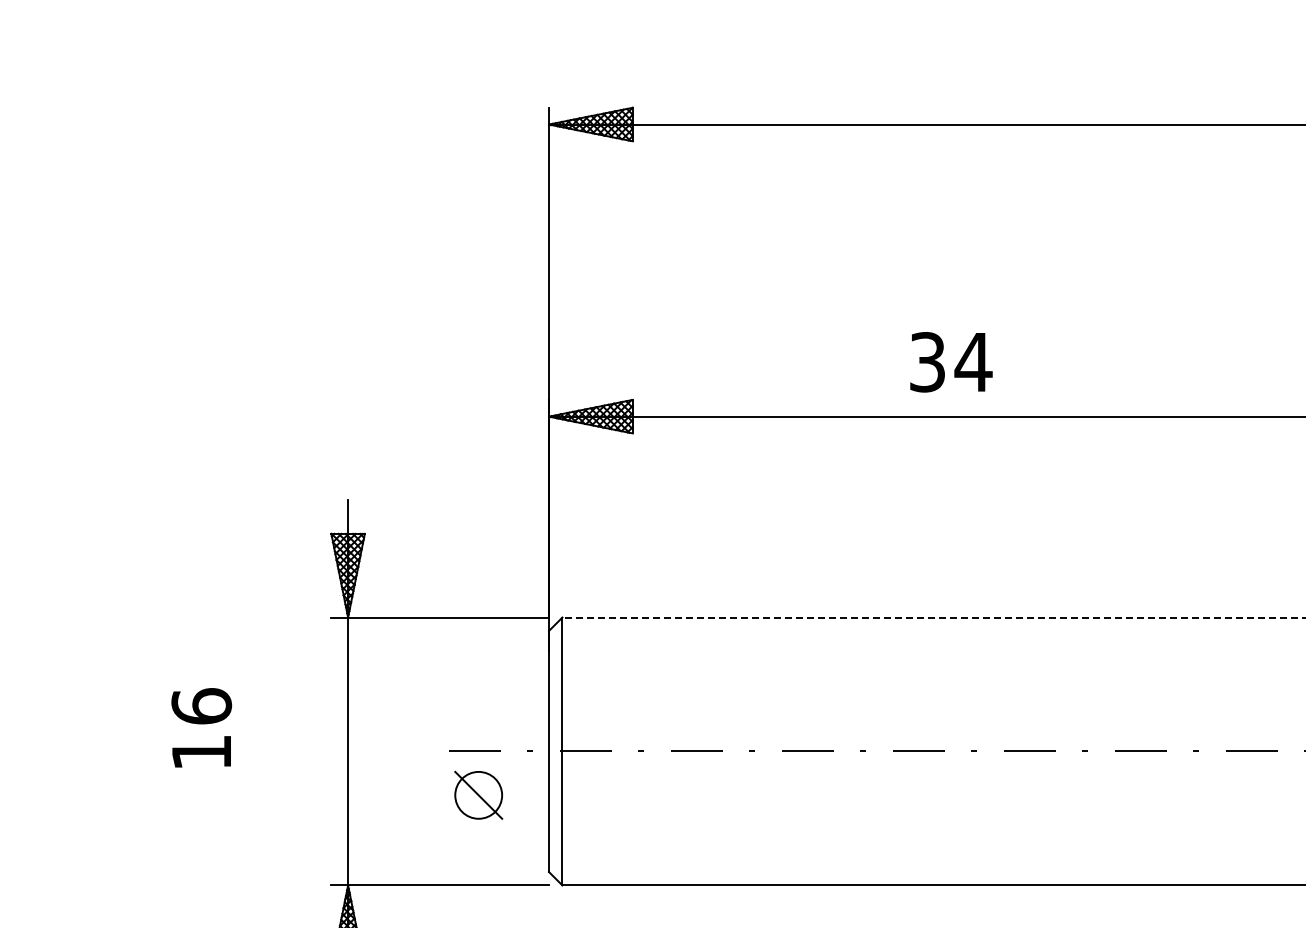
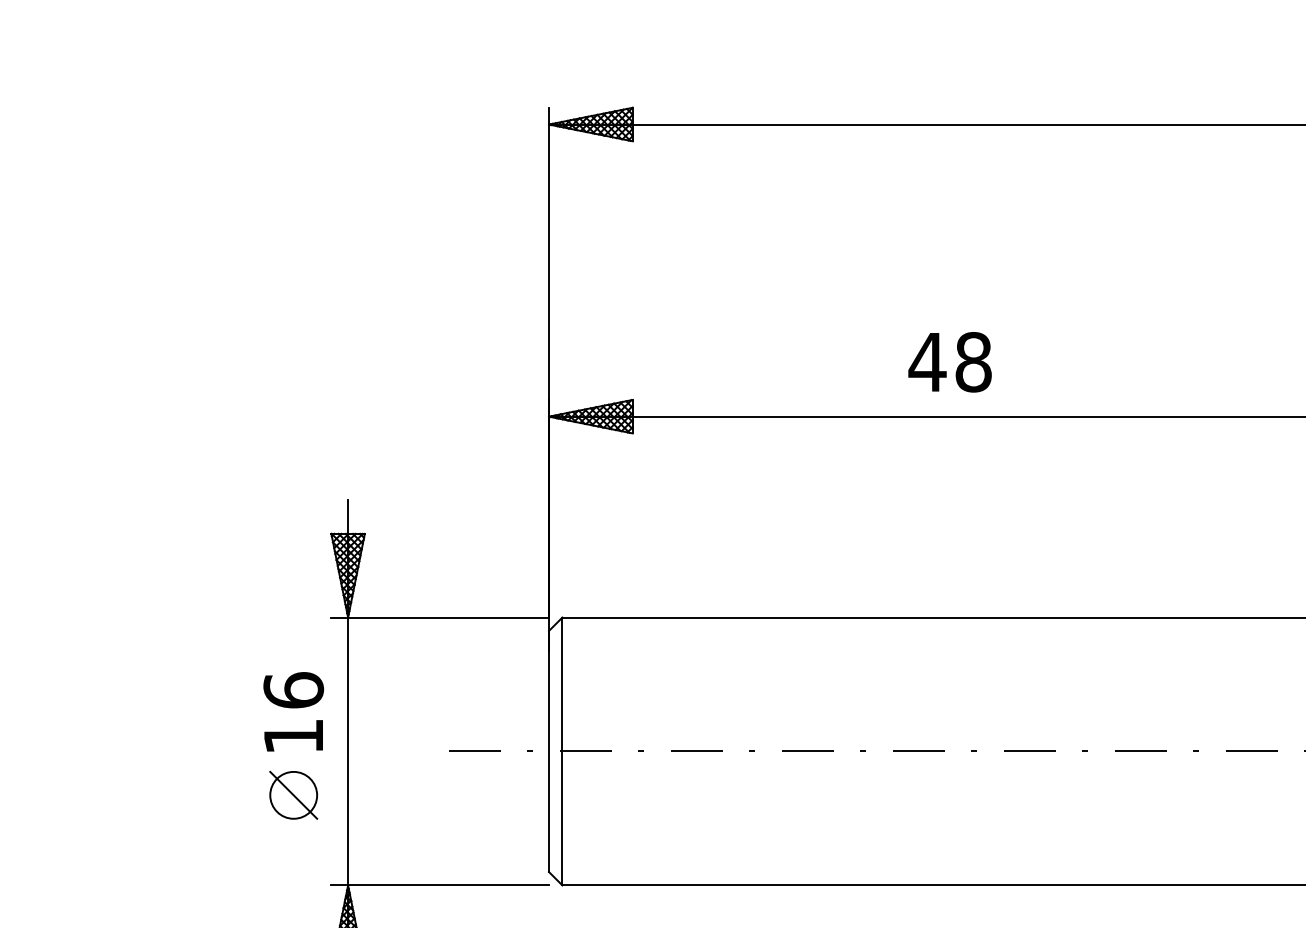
text: 34 -> 48 (950, 362)
line: dashed -> solid (934, 617)
text position: (201, 727) -> (293, 711) (293, 711)
part position: (478, 794) -> (293, 794) (293, 794)
